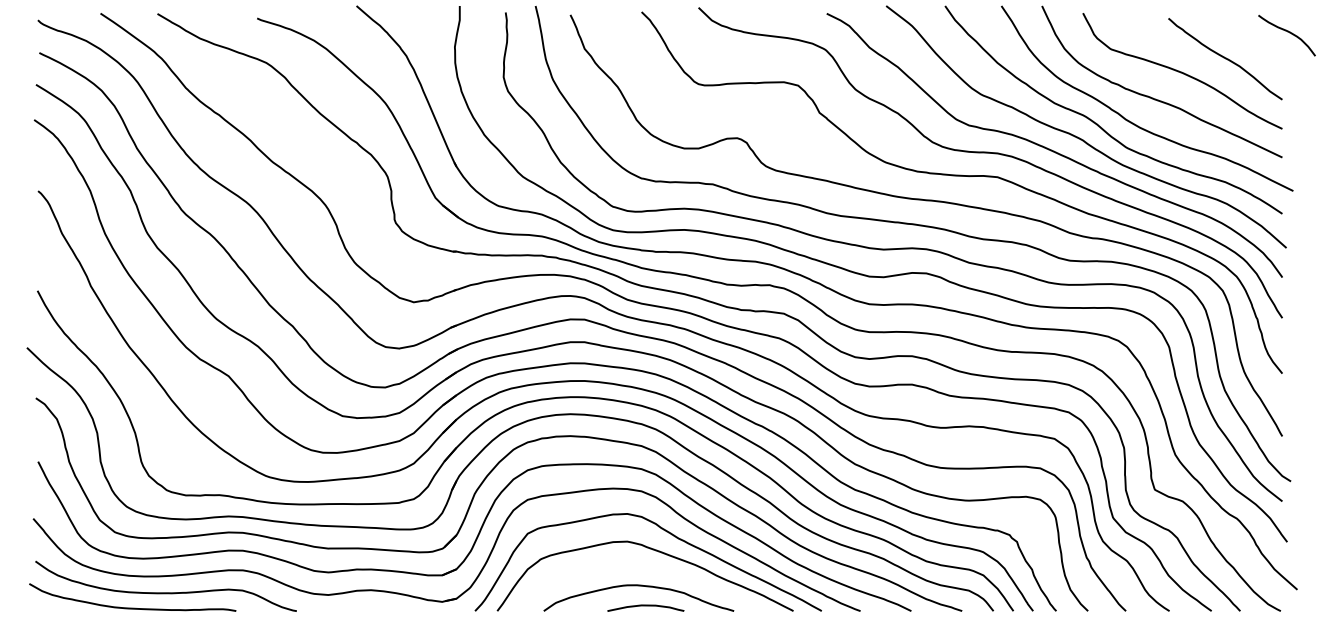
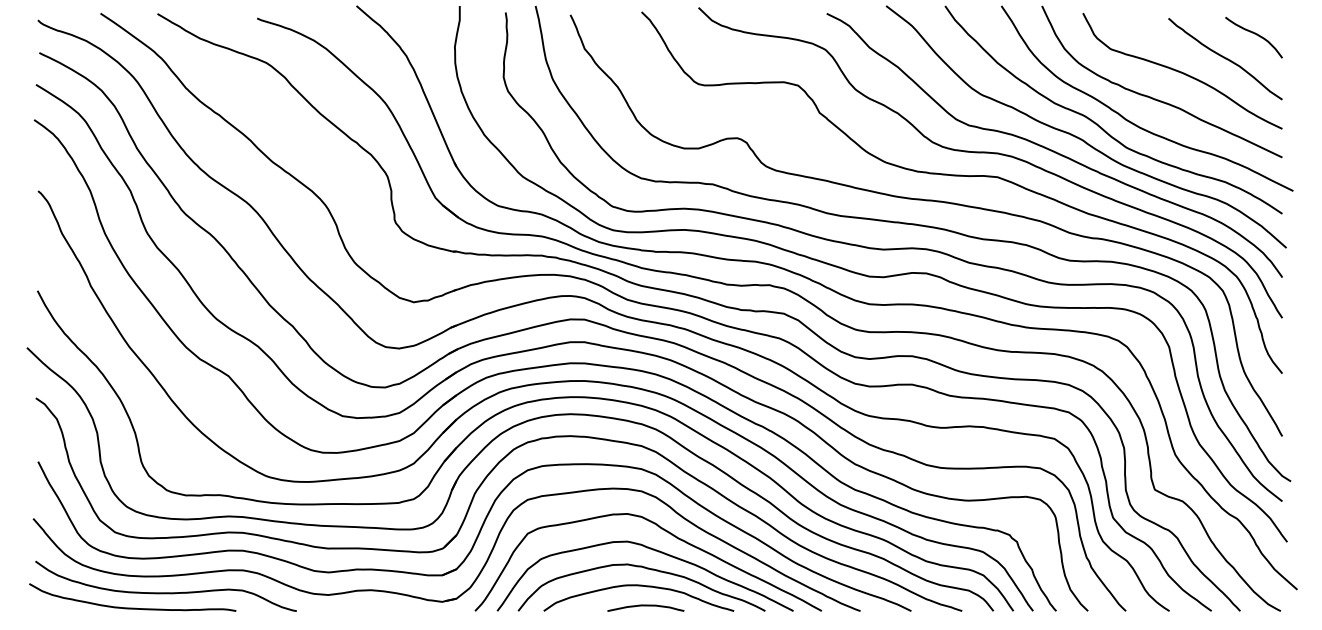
curve position: (1287, 32) -> (1254, 34) (1254, 34)
curve: none -> present (647, 569)
